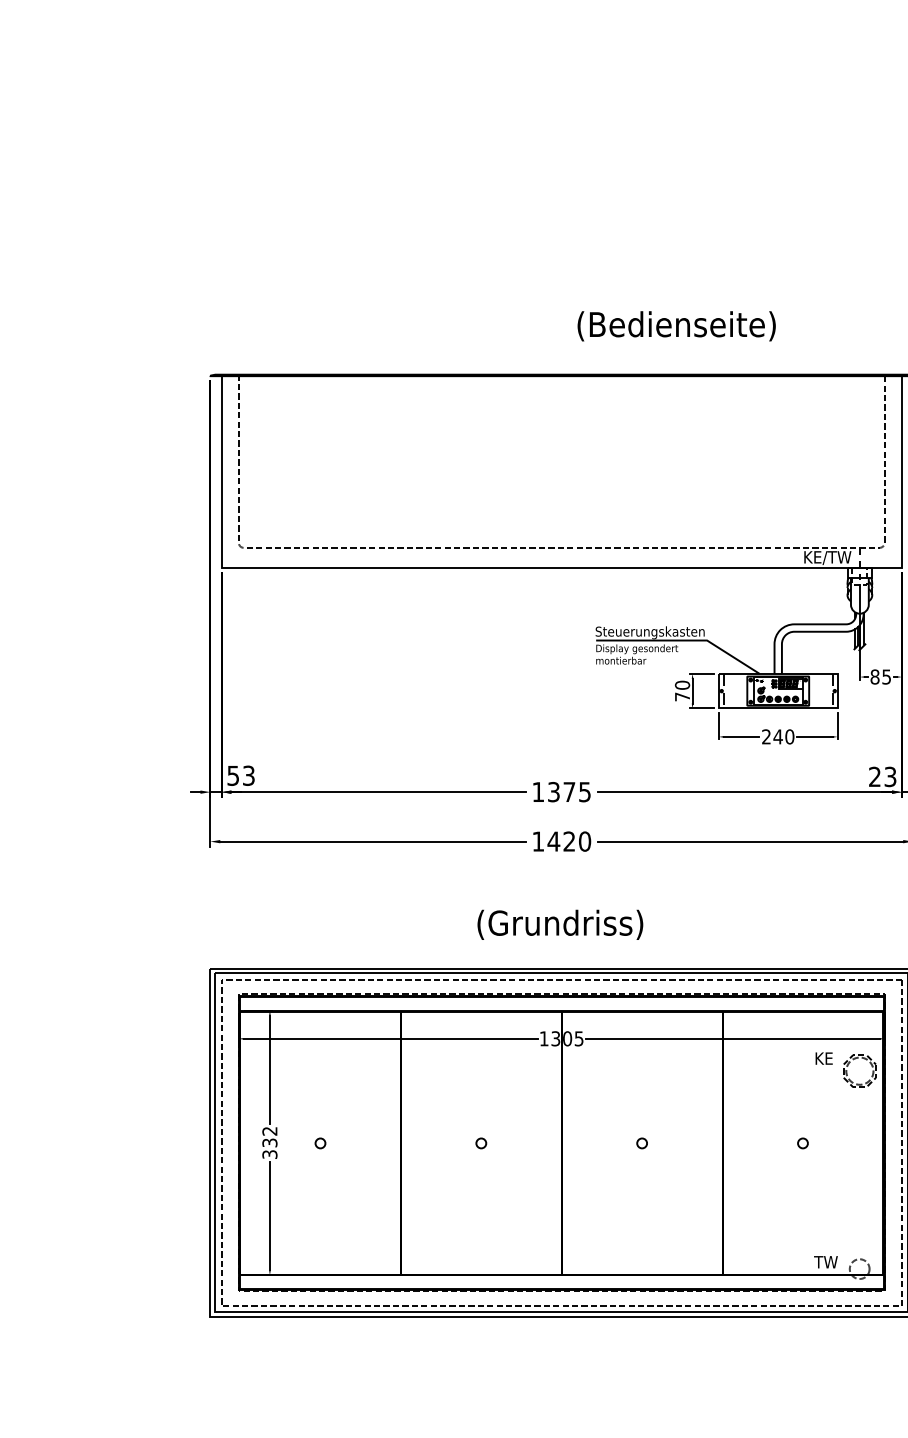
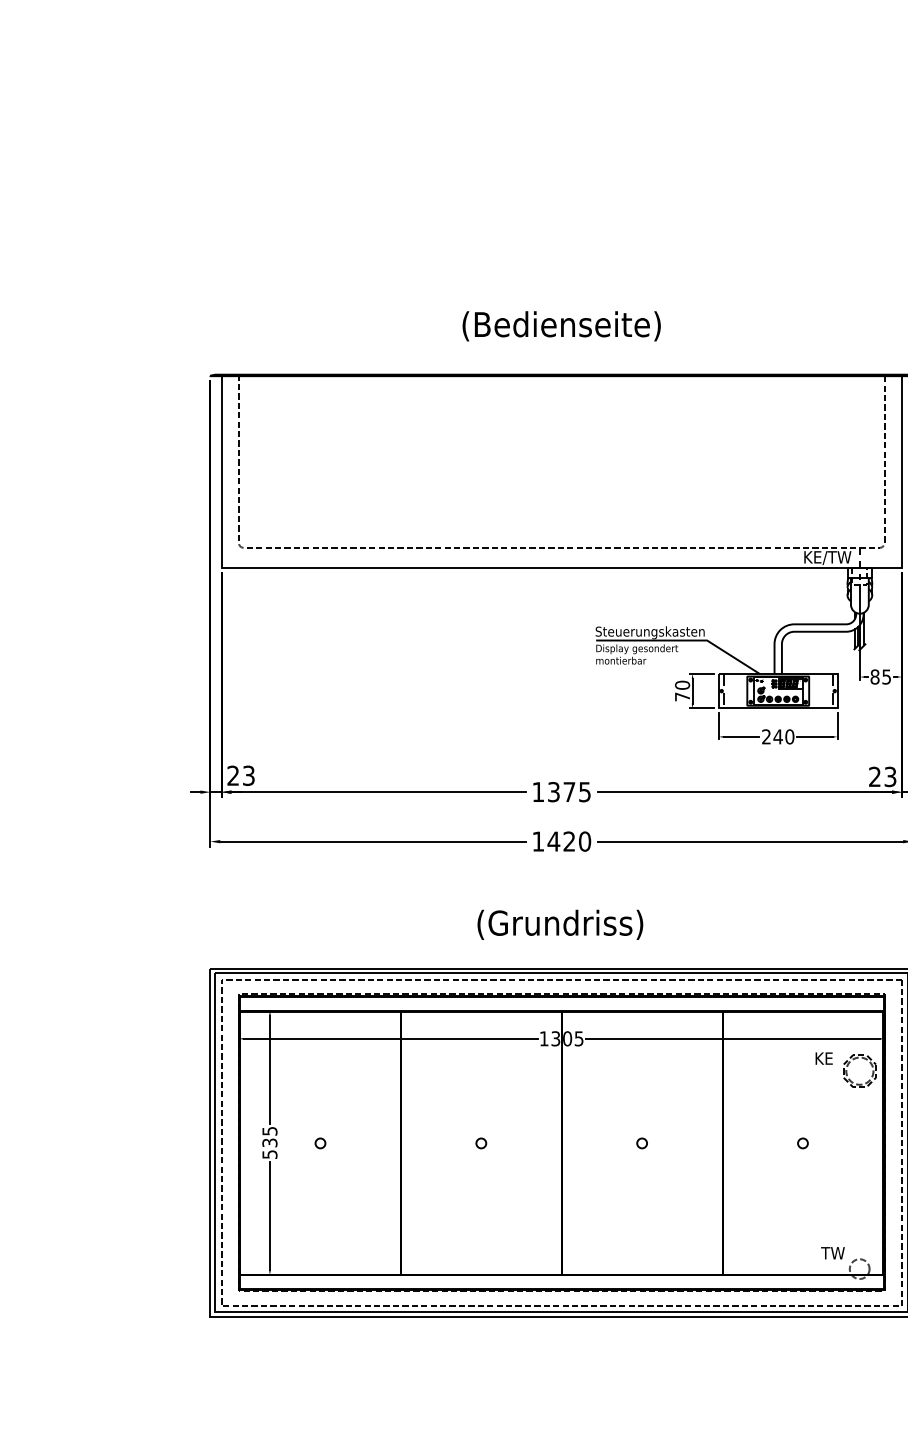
text position: (676, 326) -> (561, 326) (561, 326)
text: 53 -> 23 (232, 775)
text: 332 -> 535 (269, 1142)
text position: (825, 1262) -> (832, 1253) (832, 1253)
